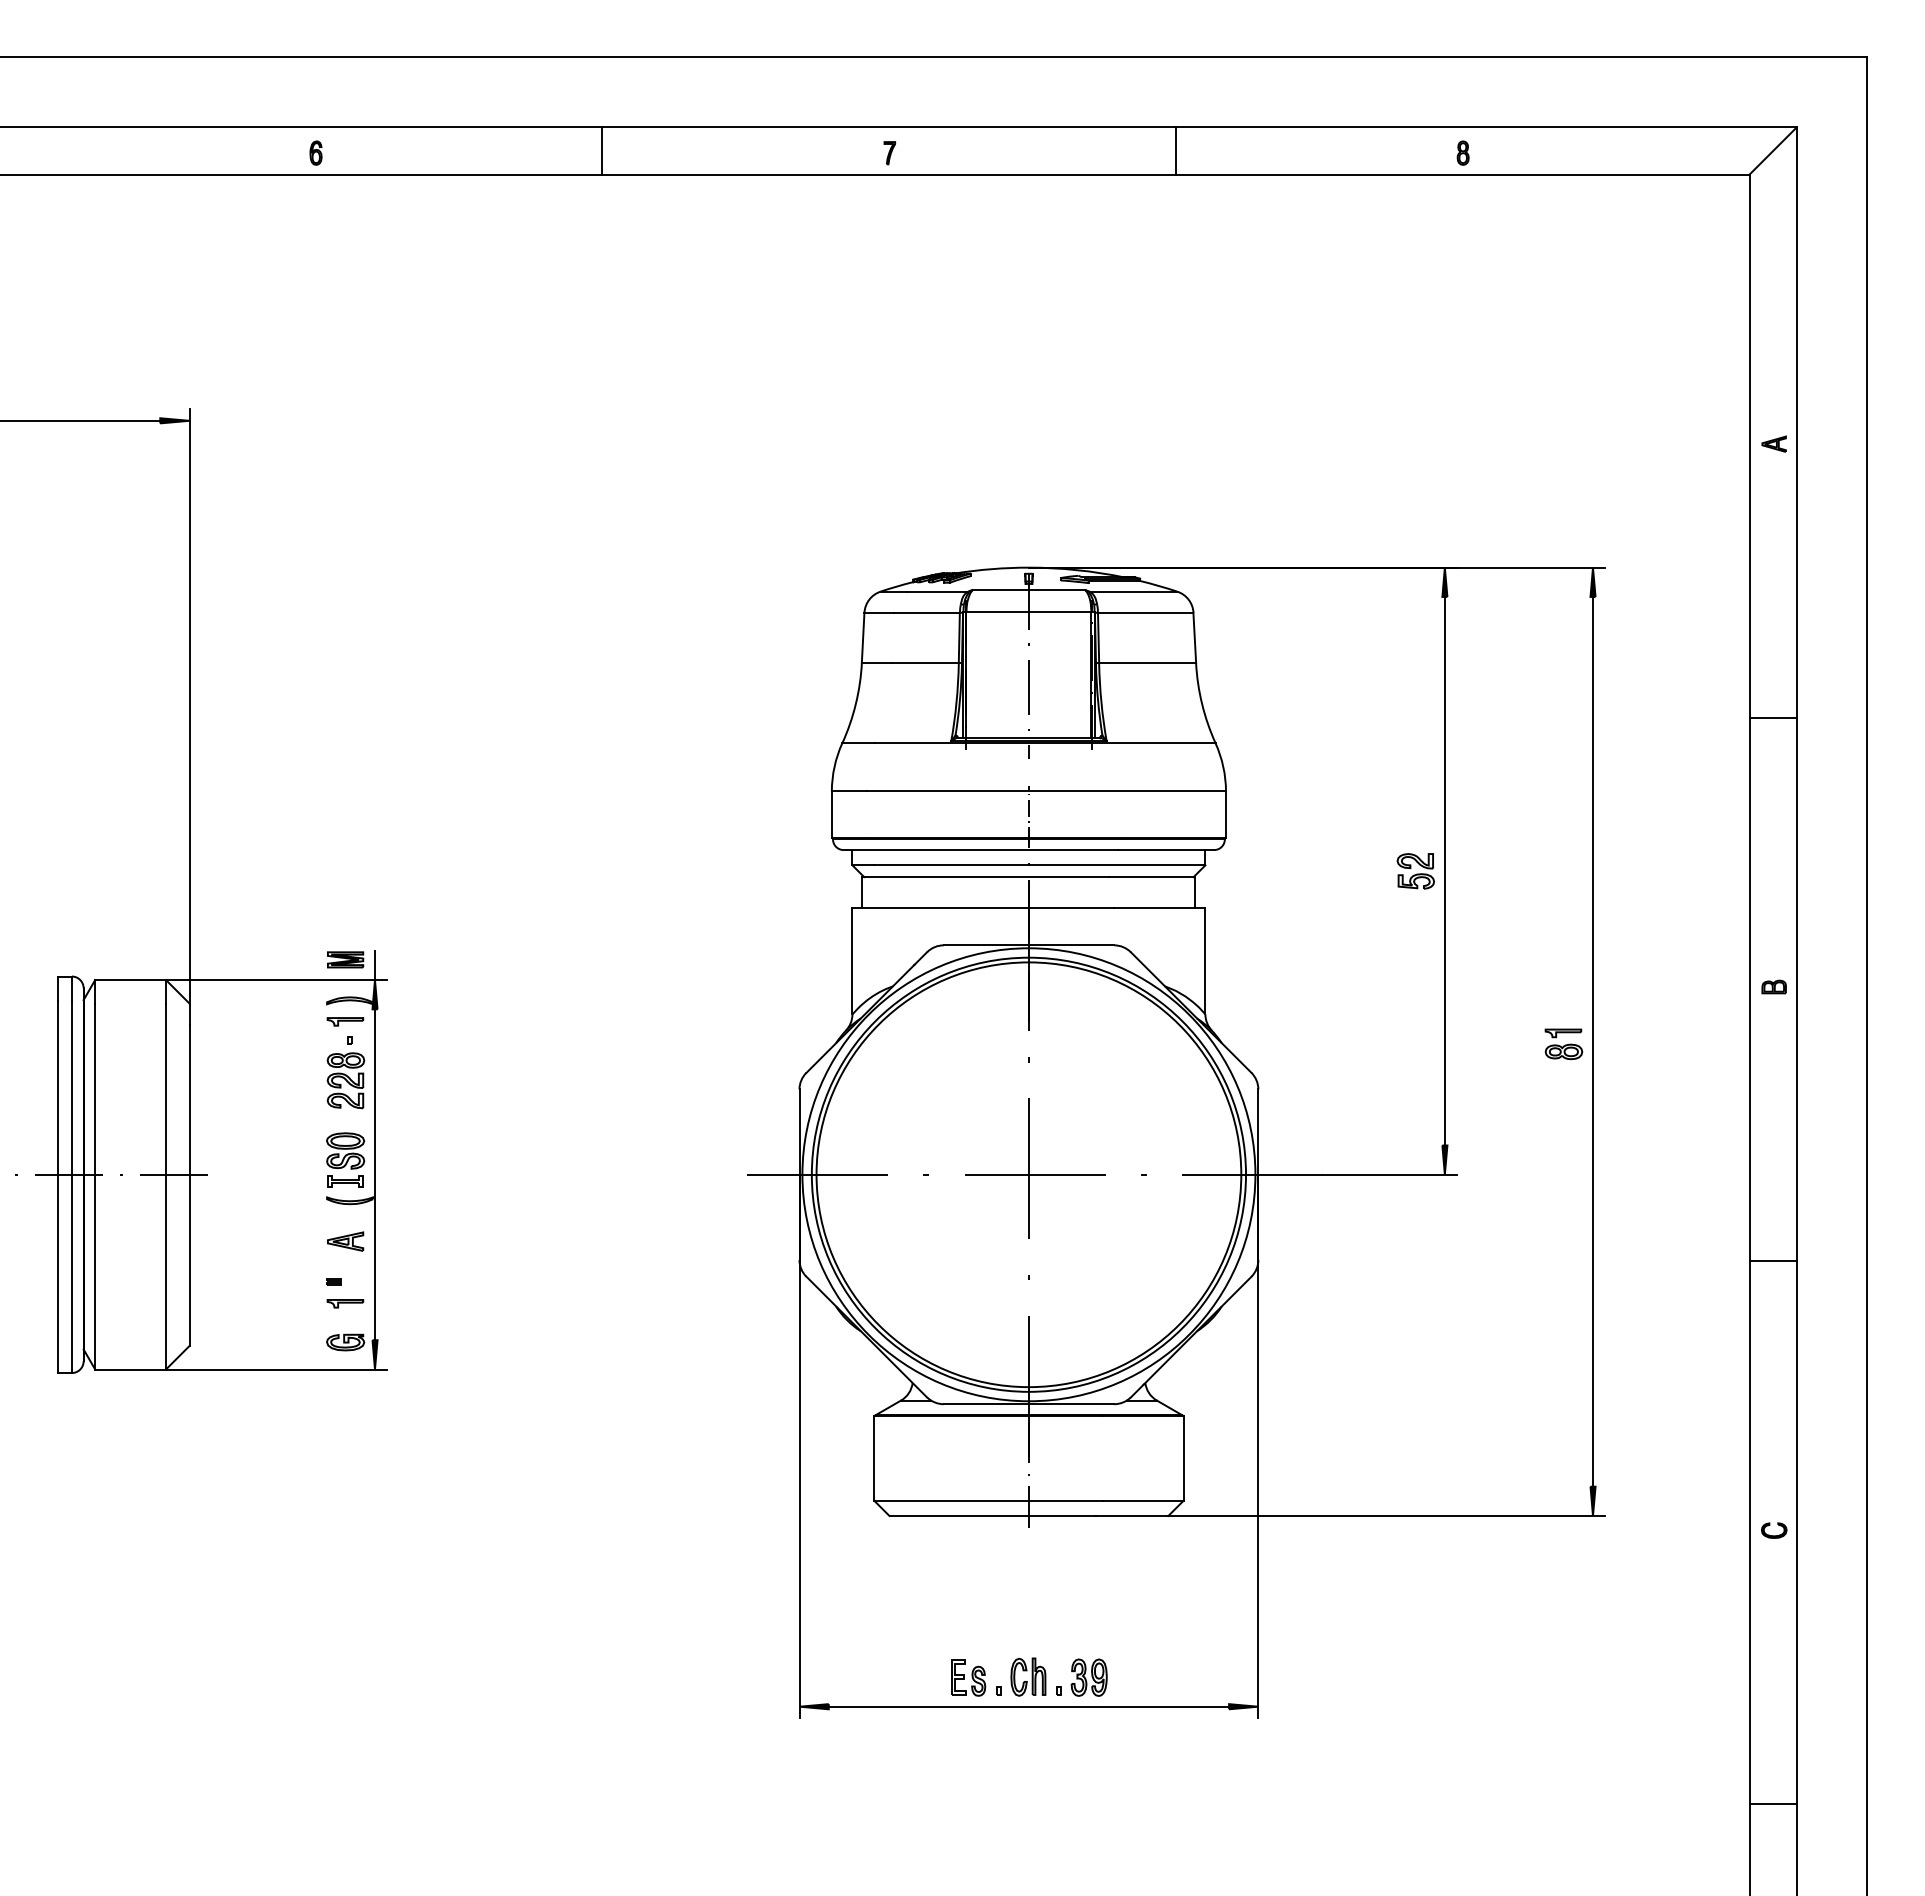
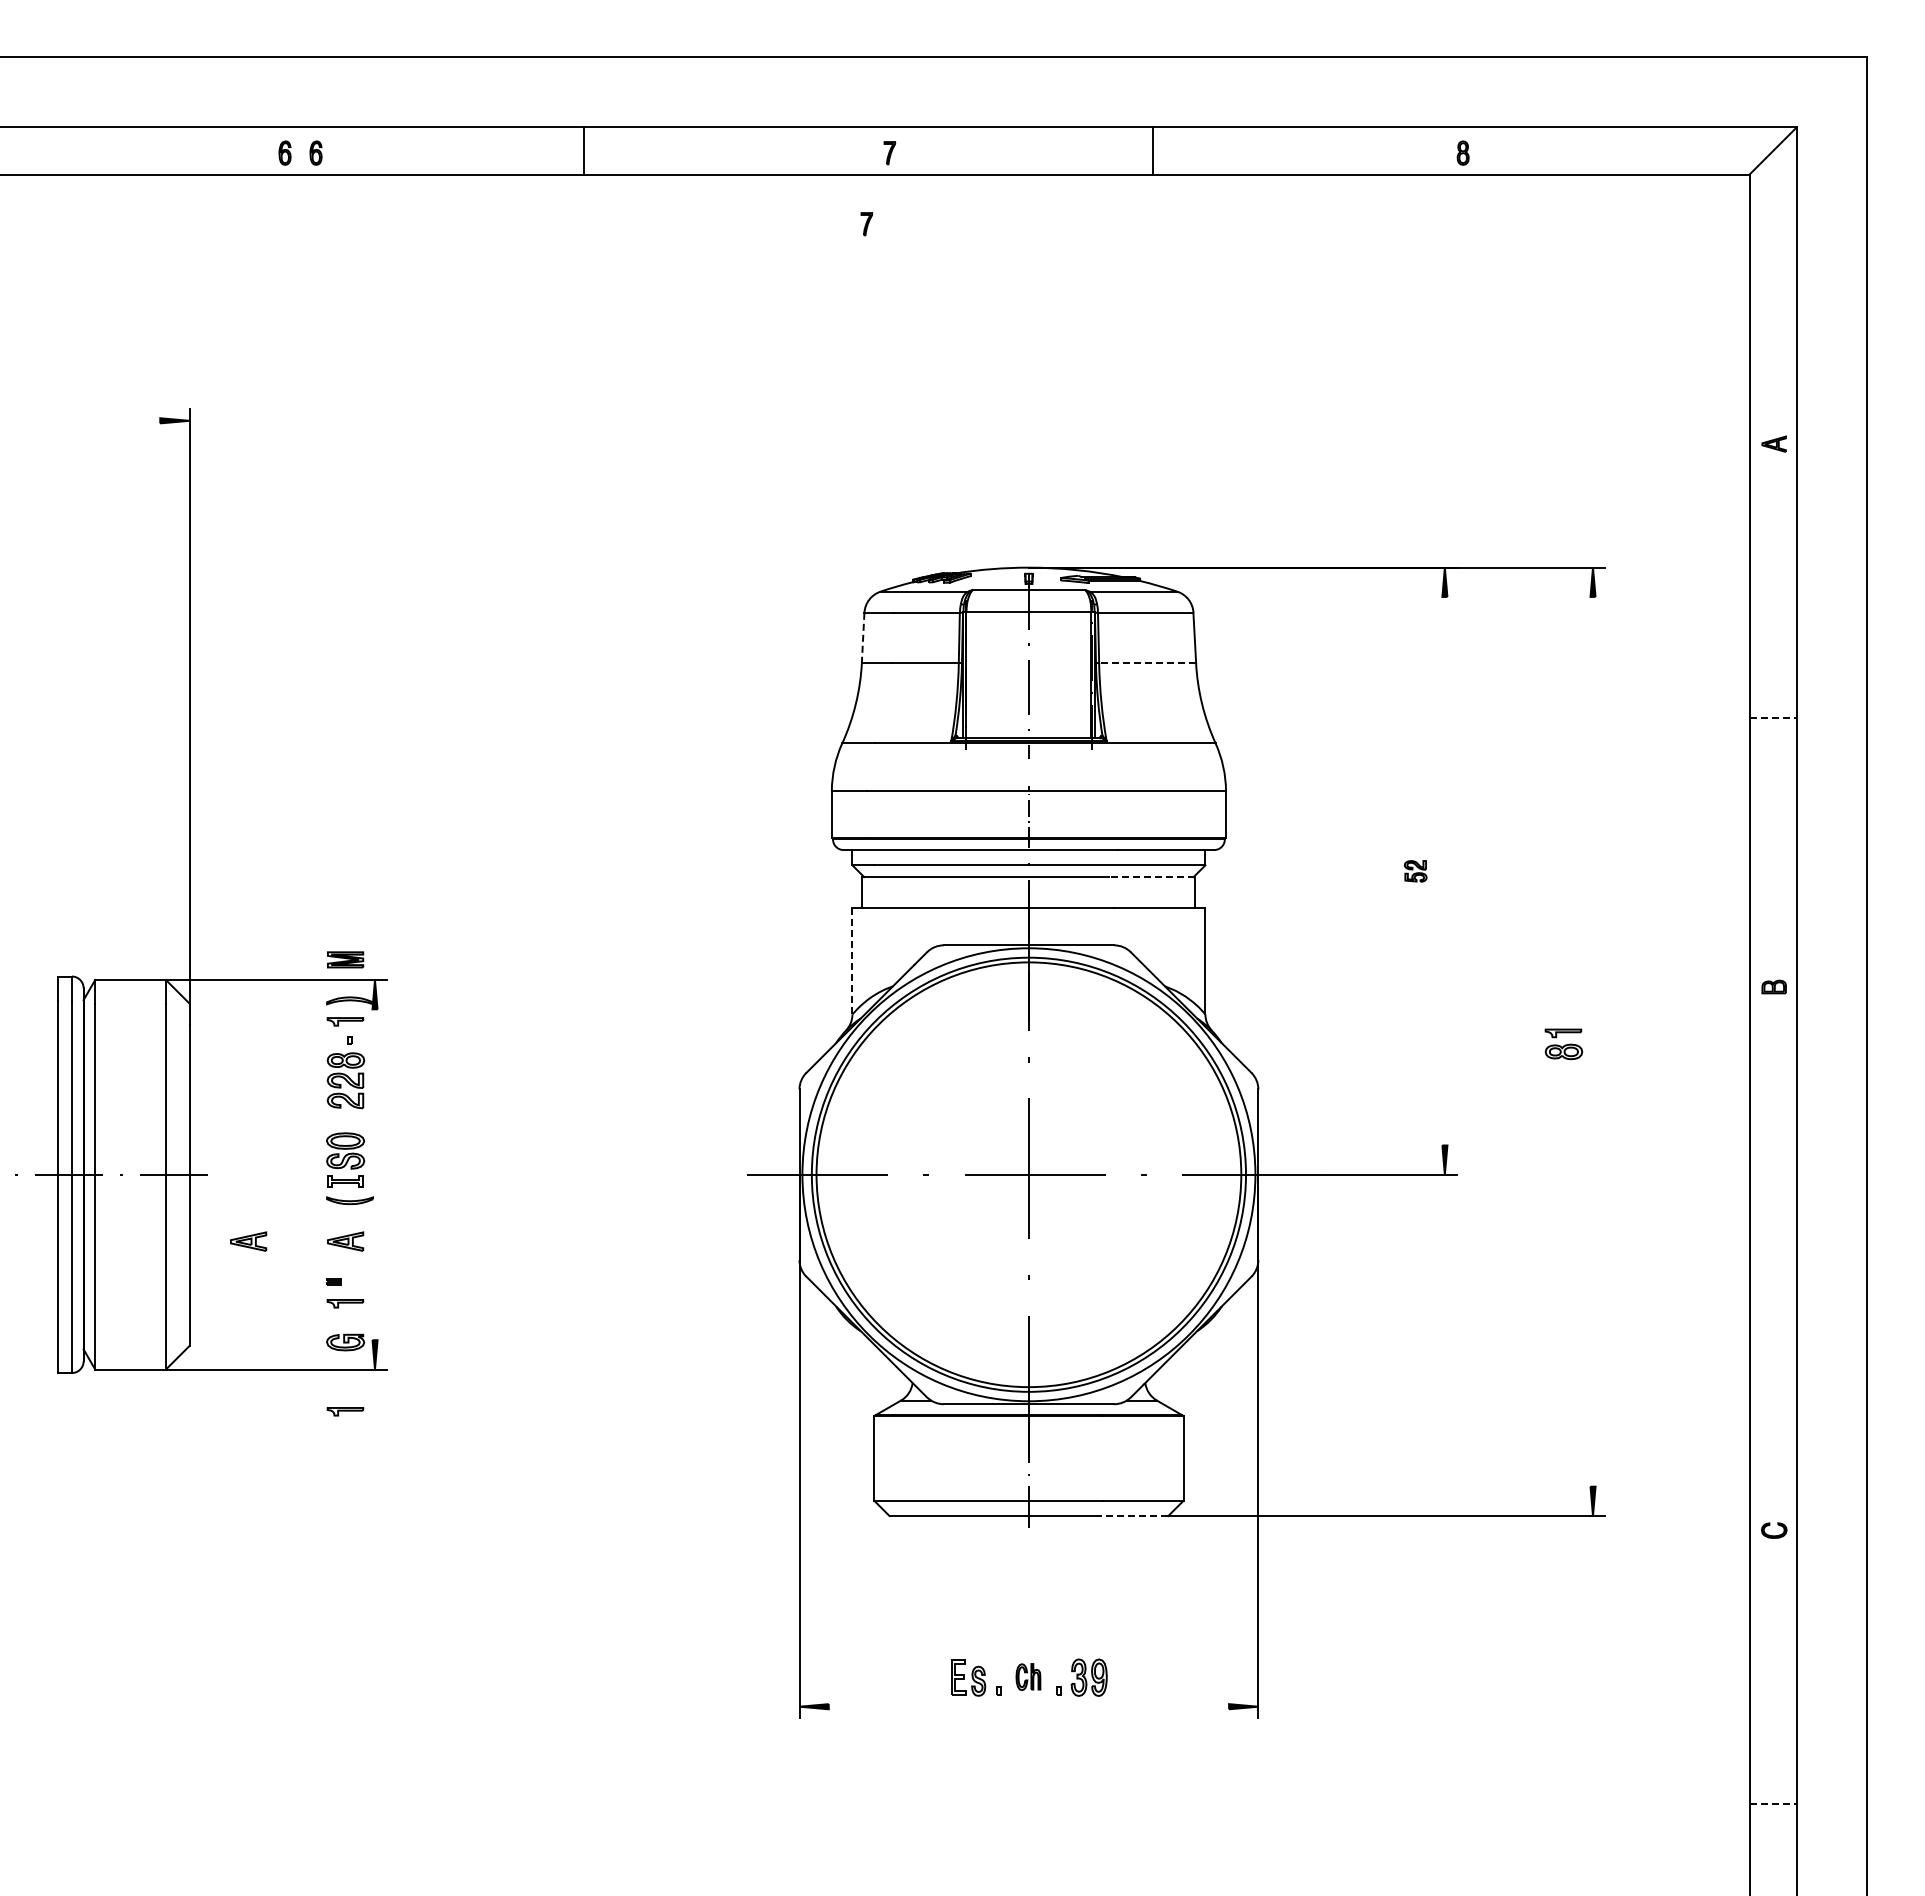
line position: (602, 150) -> (584, 150) (584, 150)
line position: (1176, 150) -> (1153, 150) (1153, 150)
part: none -> present (284, 152)
part: none -> present (866, 224)
line: present -> none (81, 420)
line: solid -> dashed (863, 638)
line: solid -> dashed (1147, 662)
line: solid -> dashed (1773, 717)
line: present -> none (1444, 870)
part size: 39x37 px -> 25x23 px (1415, 871)
line: solid -> dashed (1151, 877)
line: solid -> dashed (852, 960)
line: present -> none (374, 965)
line: present -> none (1592, 1041)
line: present -> none (374, 1174)
part: none -> present (248, 1241)
line: present -> none (1772, 1260)
part: none -> present (345, 1411)
line: solid -> dashed (1131, 1515)
part size: 37x40 px -> 27x28 px (1028, 1676)
line: present -> none (1028, 1706)
line: solid -> dashed (1773, 1804)
